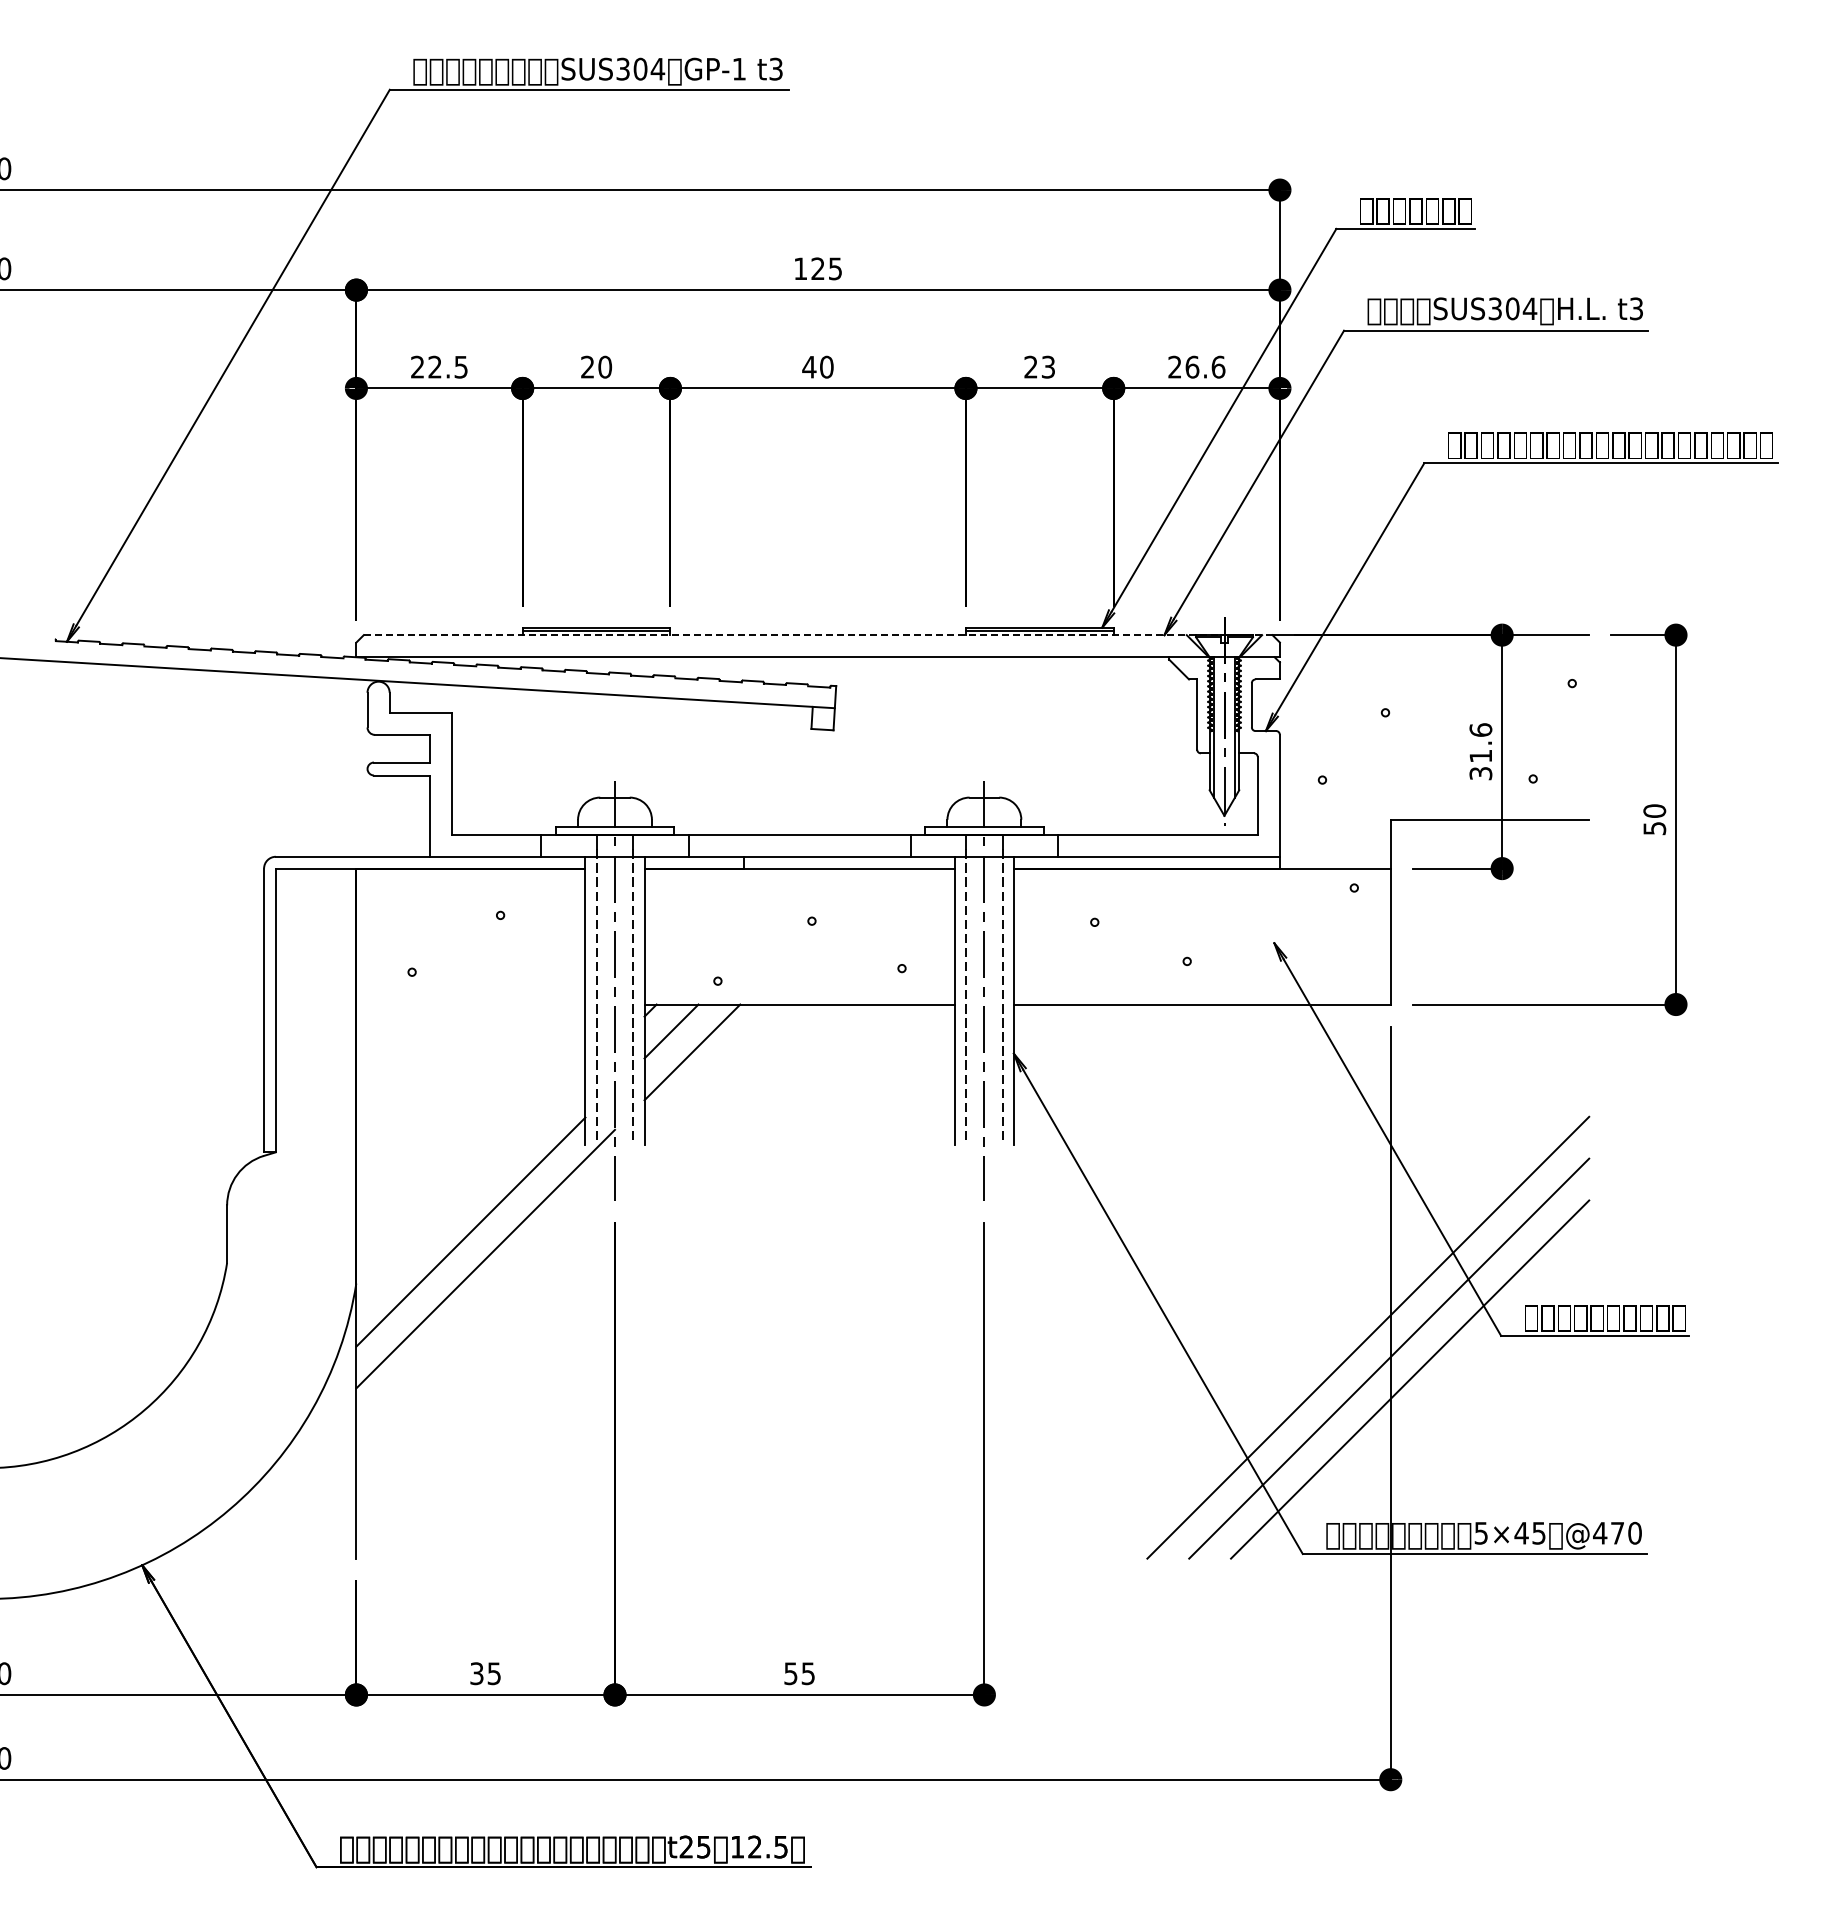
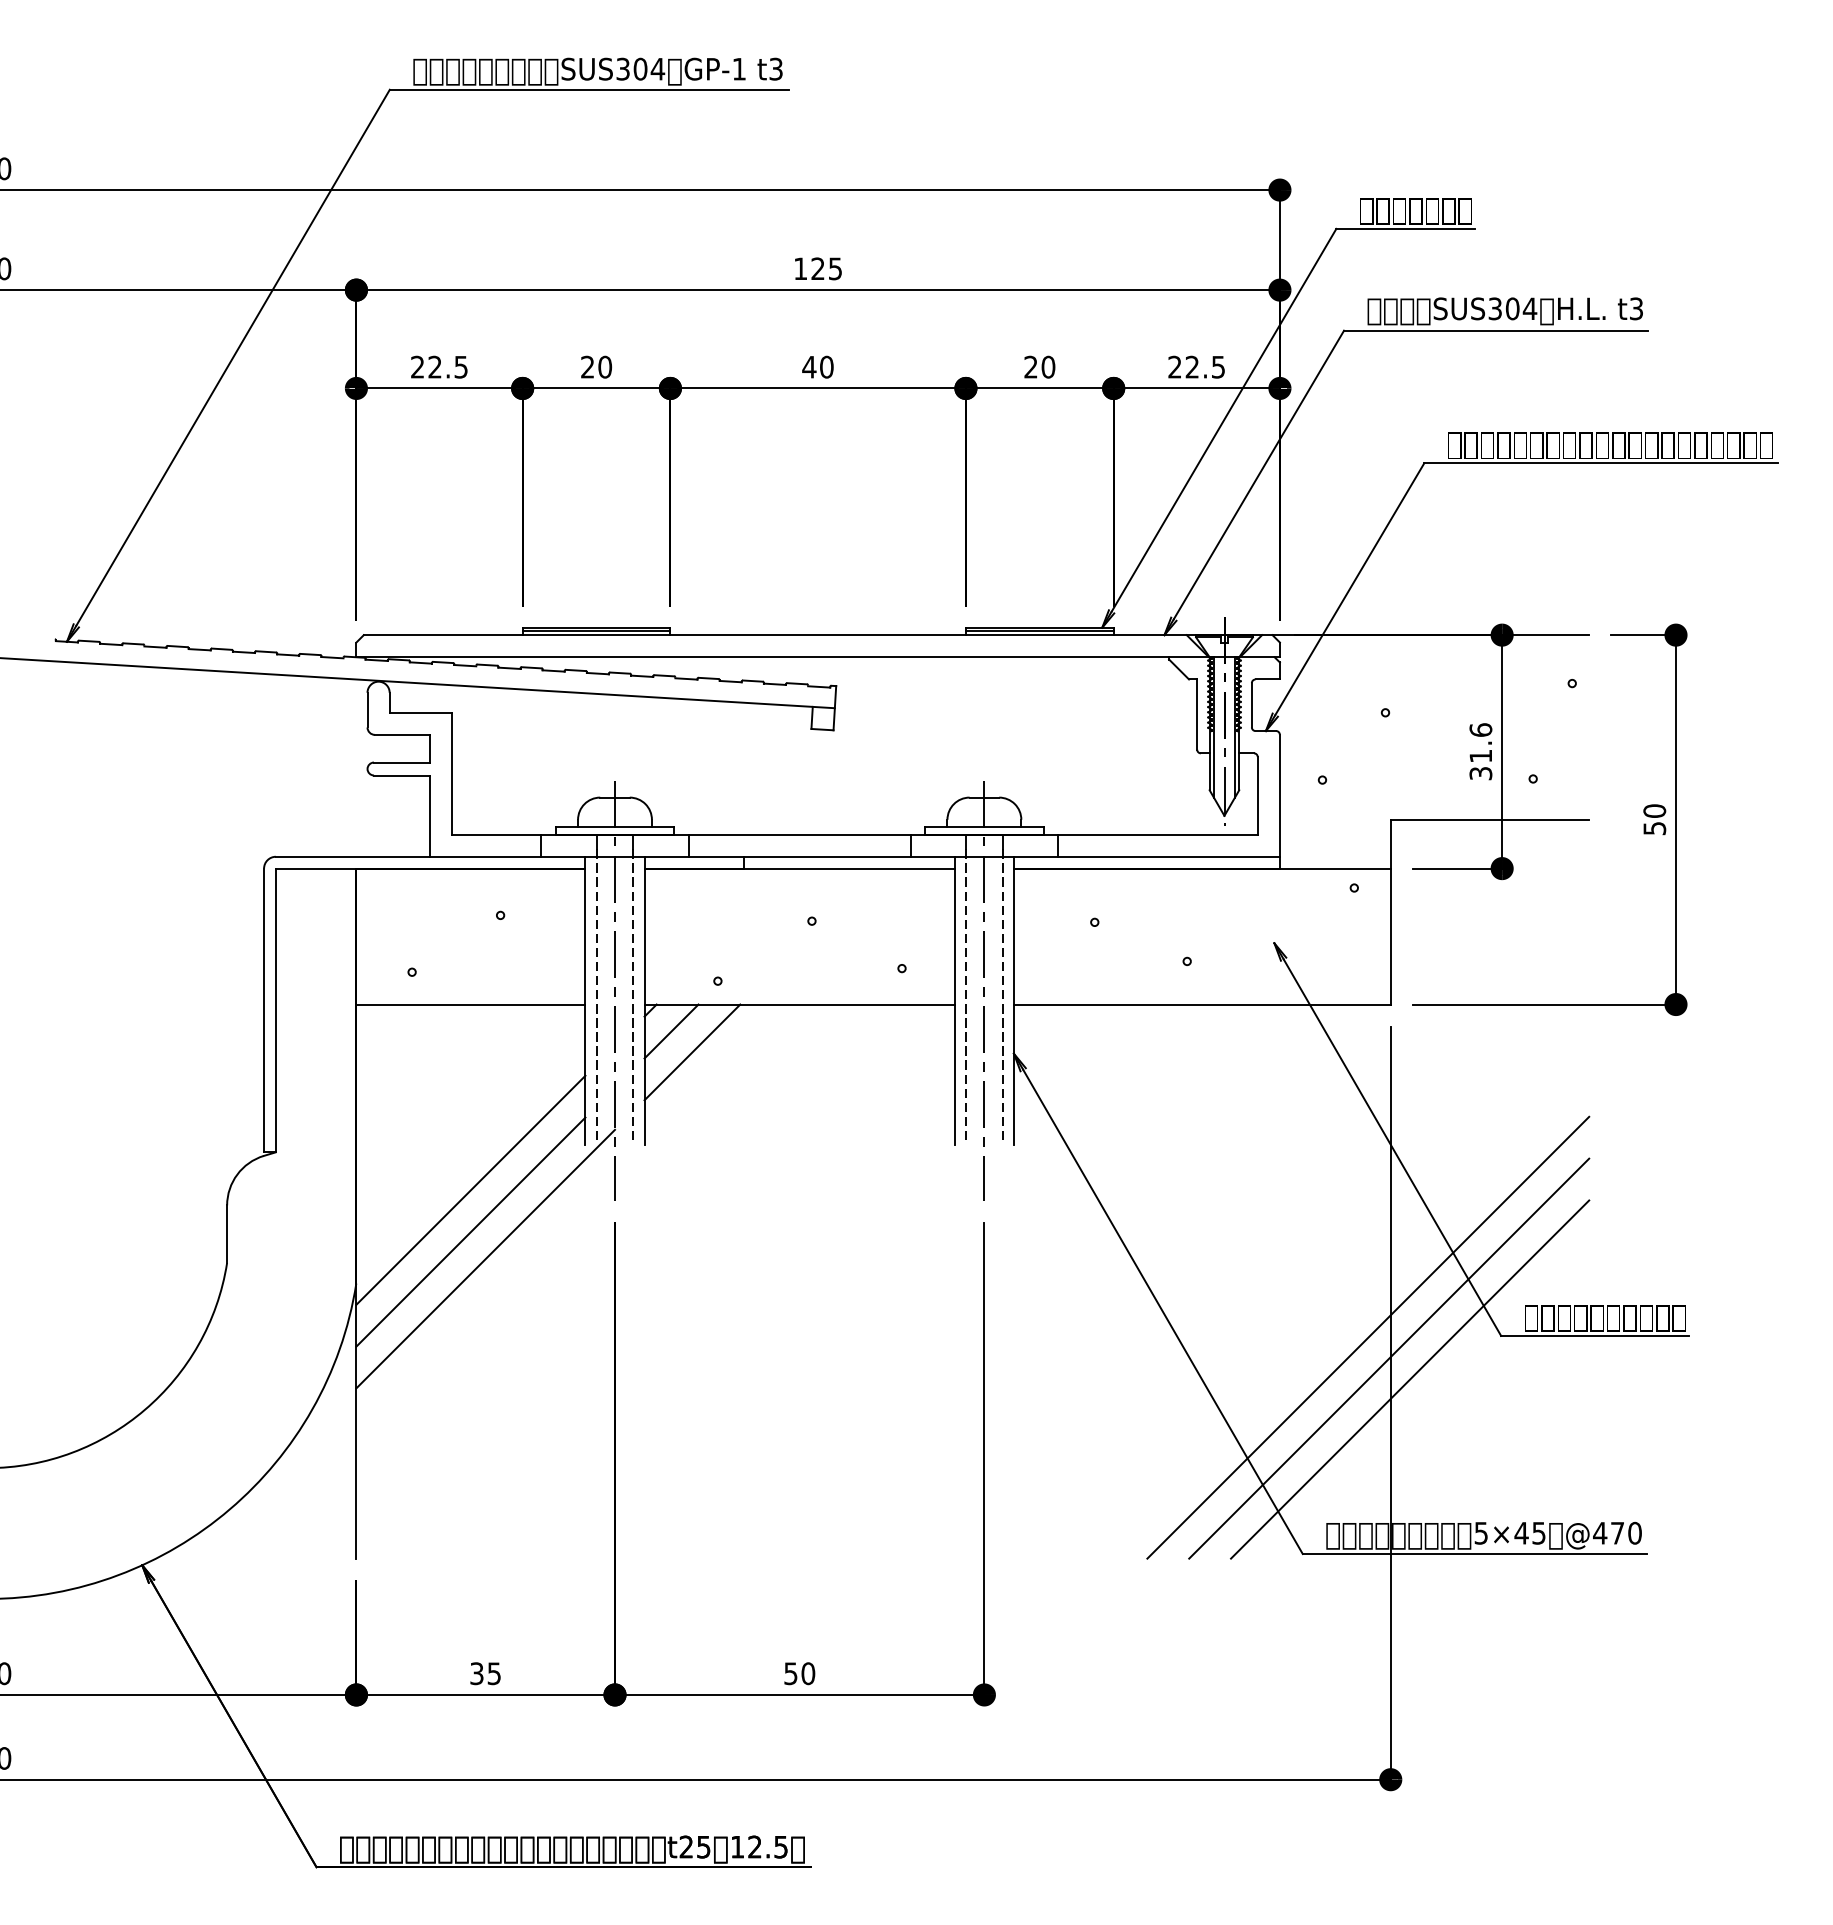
text: 23 -> 20 (1048, 366)
text: 26.6 -> 22.5 (1205, 366)
line: dashed -> solid (818, 635)
line: none -> present (470, 1004)
line: none -> present (470, 1189)
text: 55 -> 50 (808, 1673)
